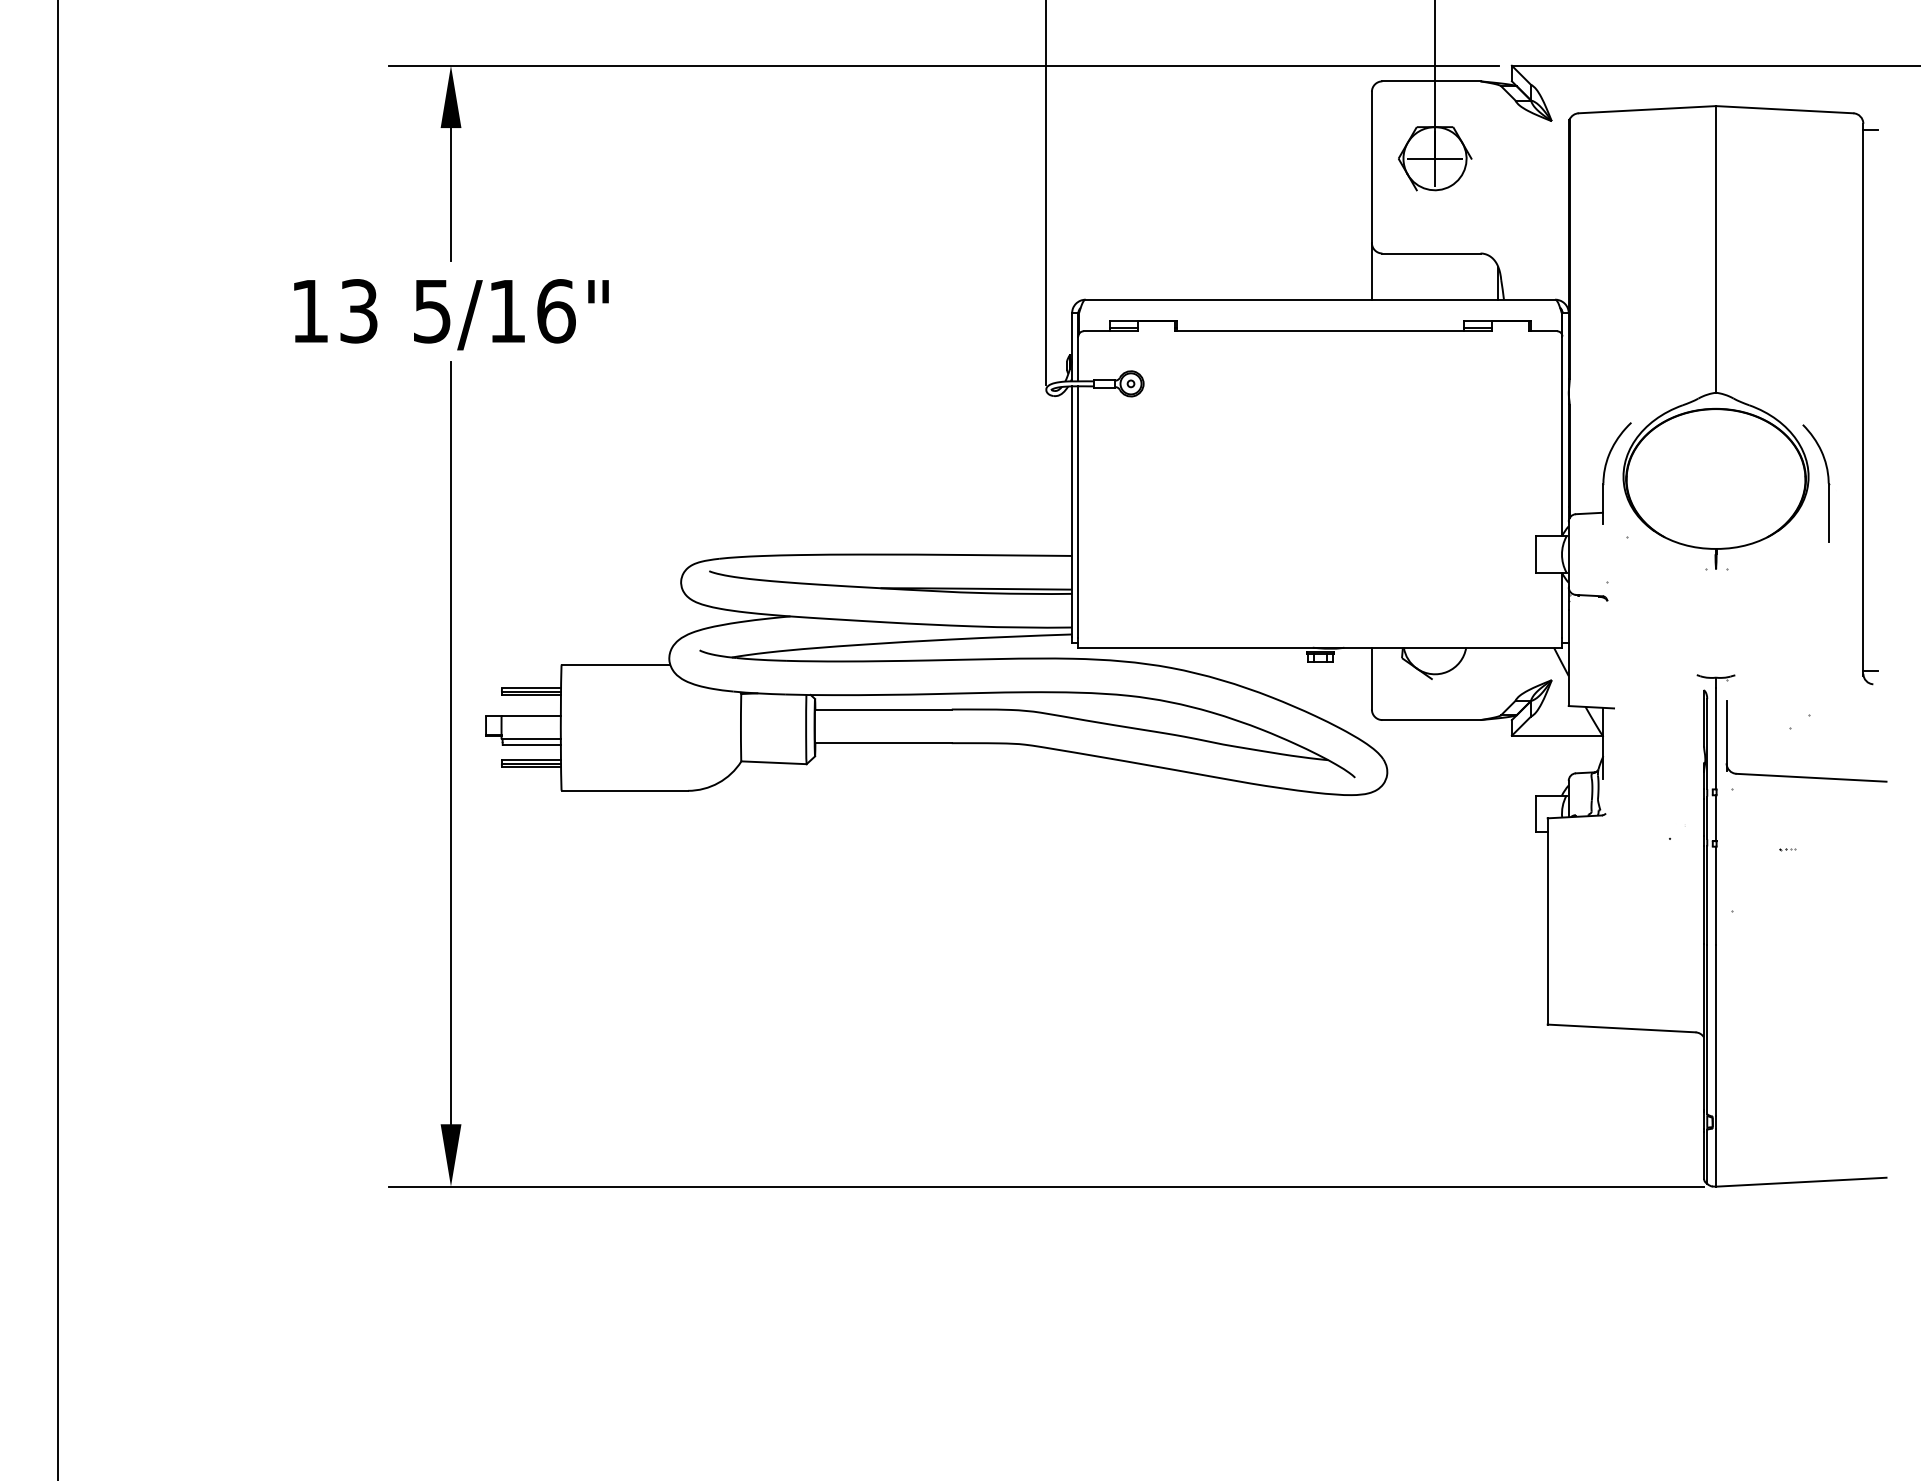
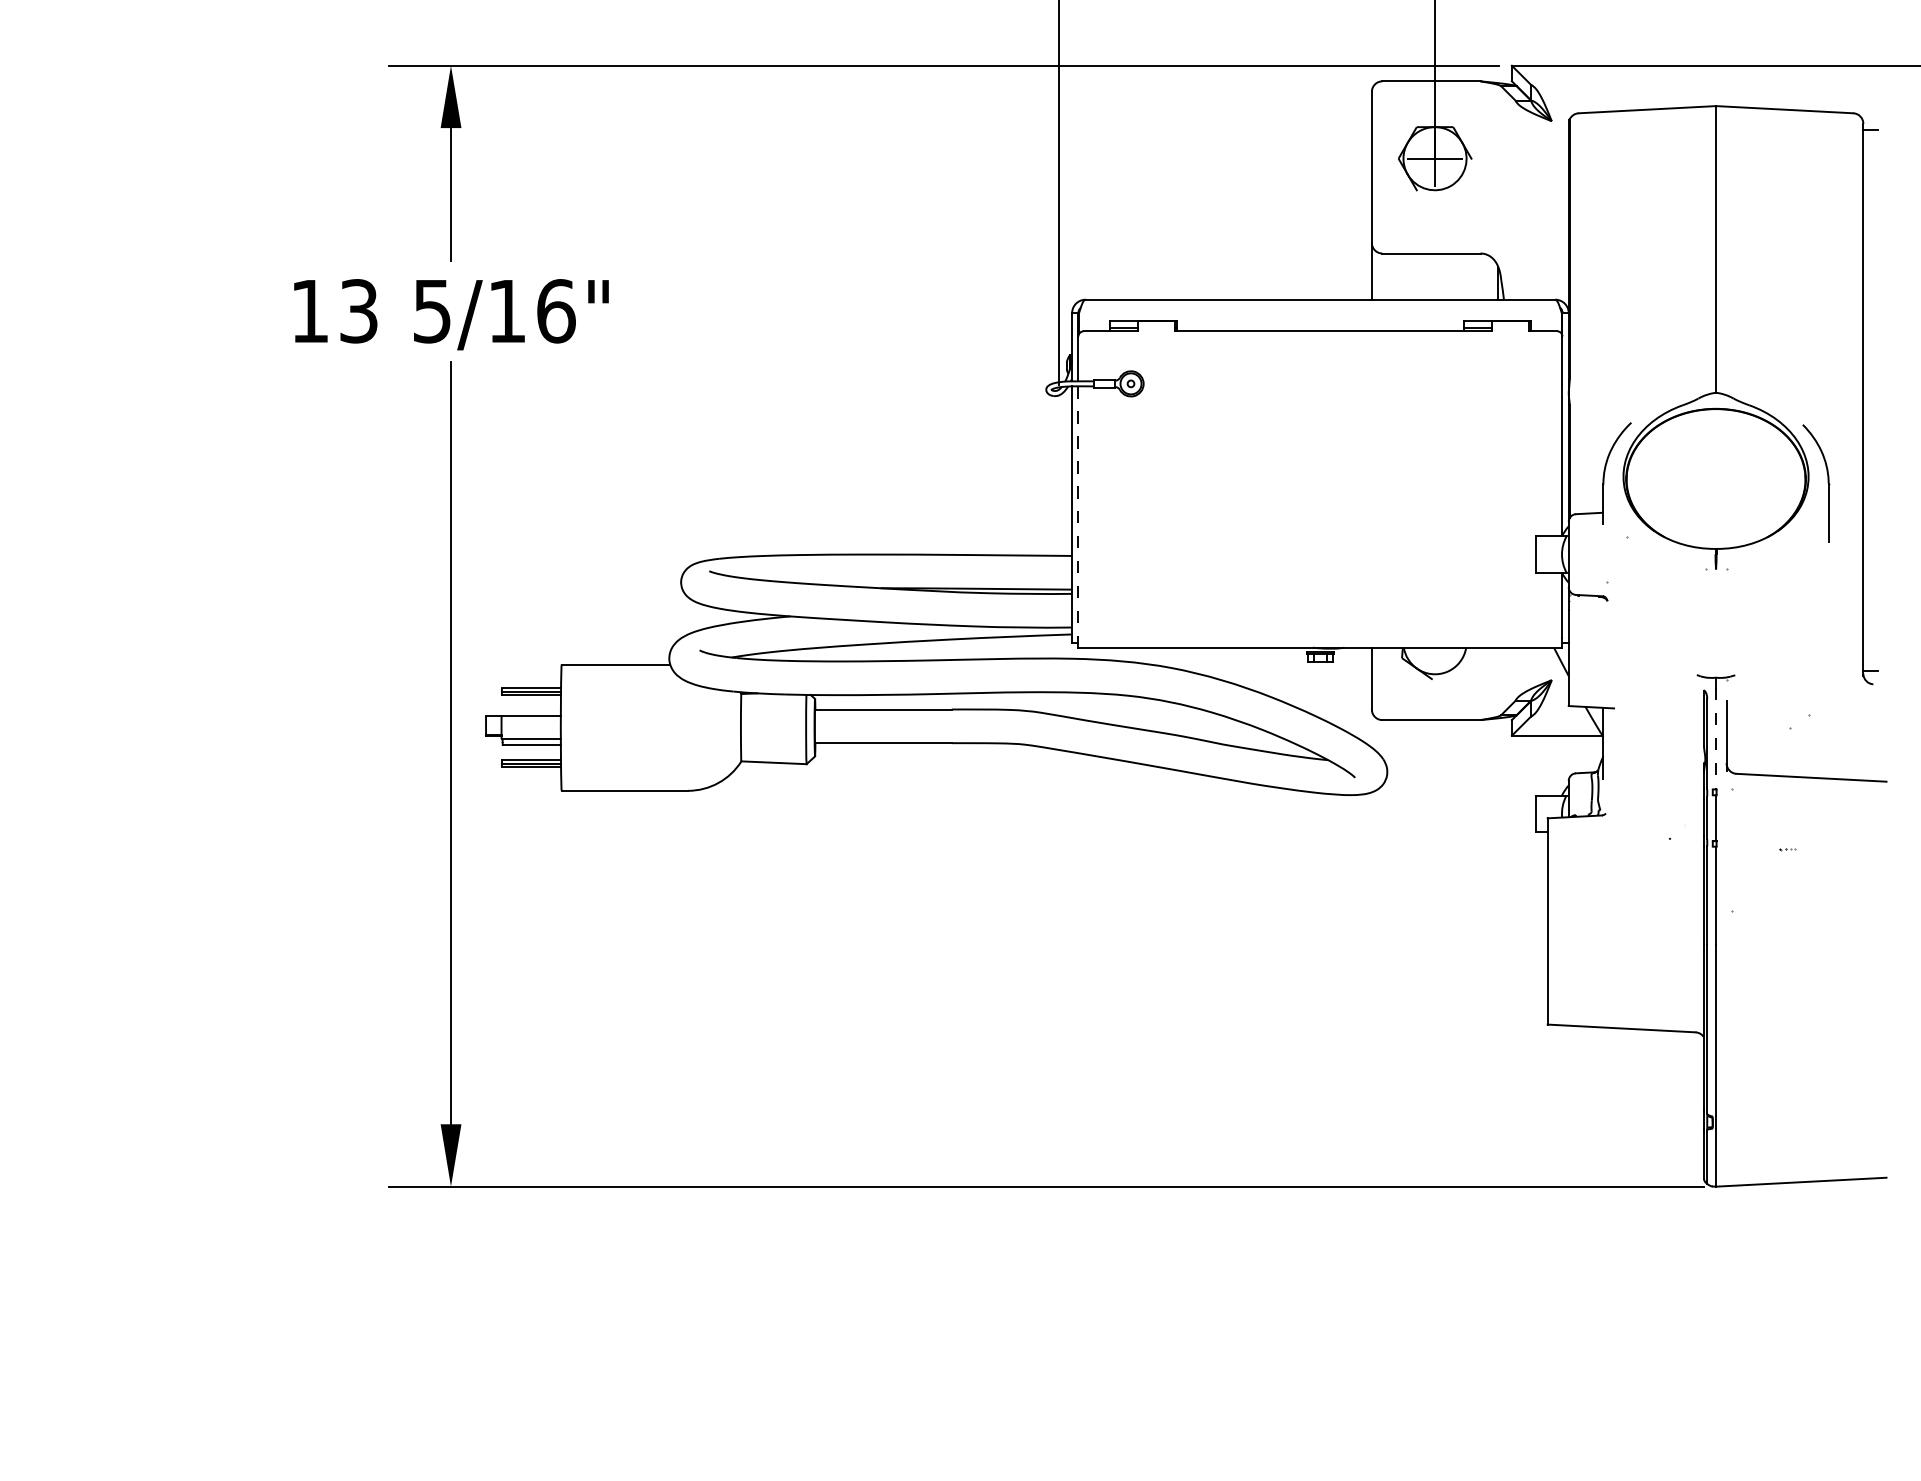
line position: (1046, 193) -> (1059, 193) (1059, 193)
line: solid -> dashed (1078, 512)
line: solid -> dashed (1716, 738)
line: present -> none (57, 739)
